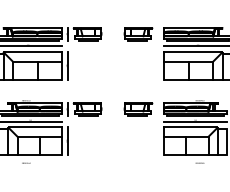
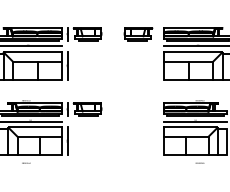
part: present -> none (138, 109)
